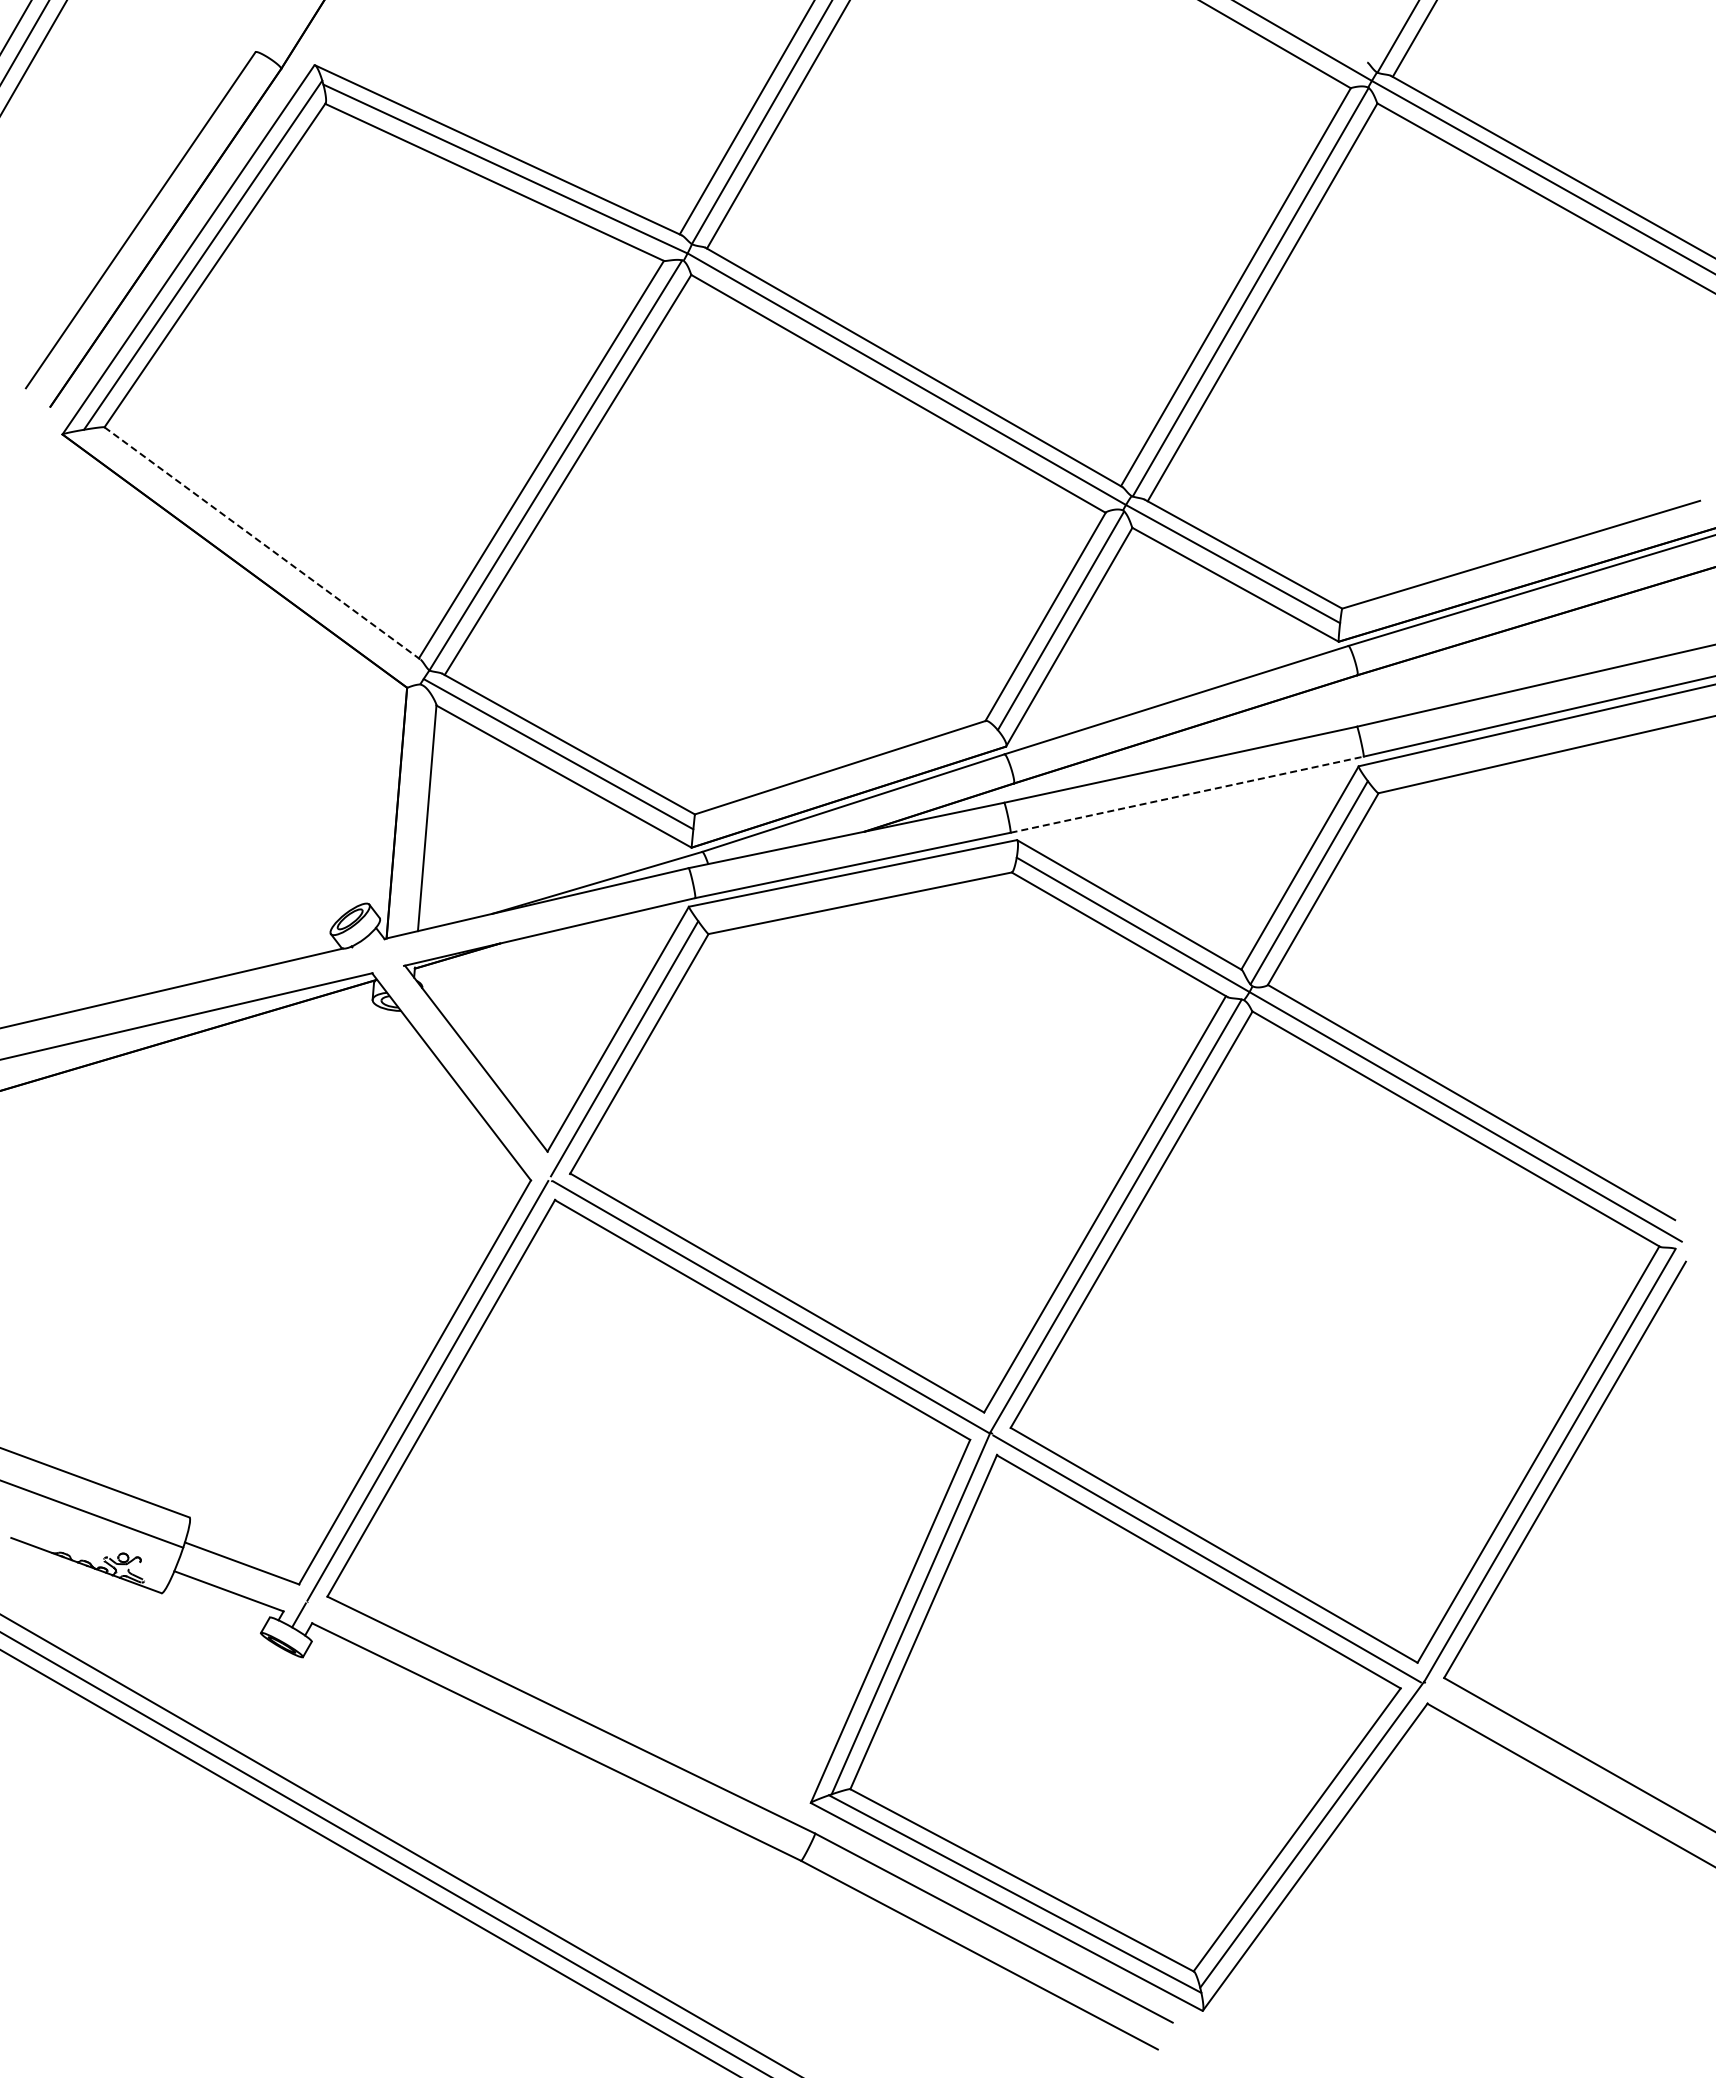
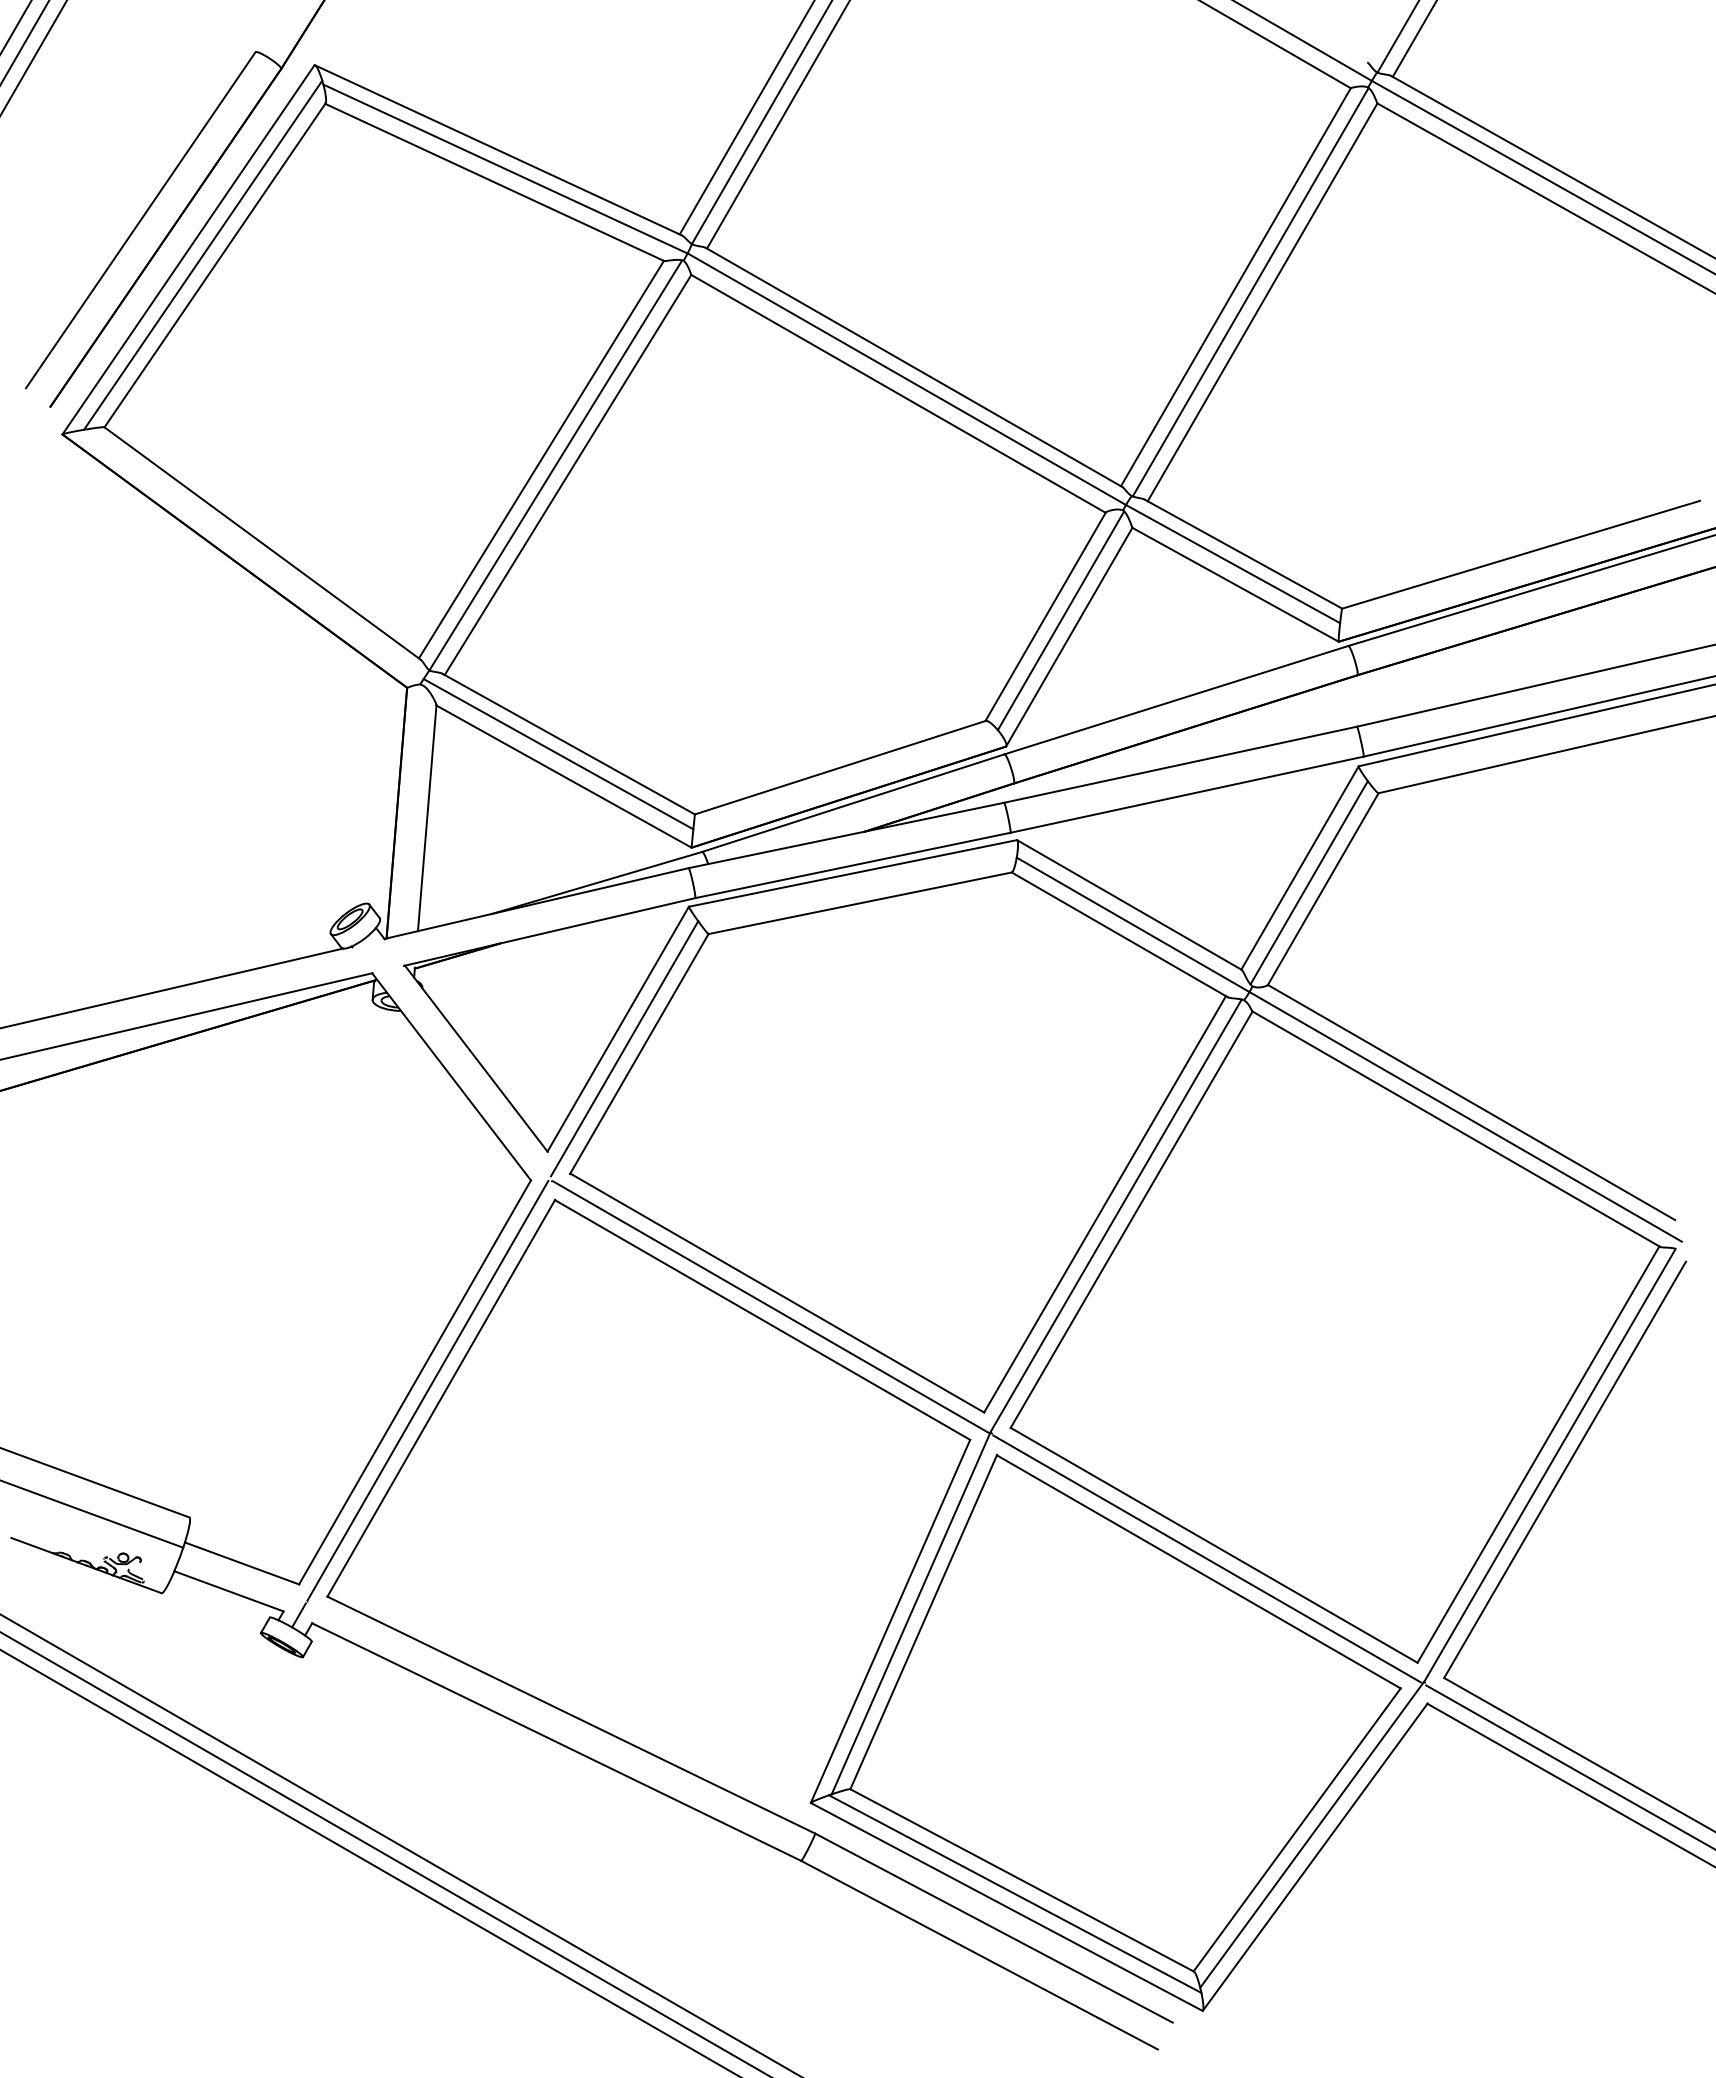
line: dashed -> solid (262, 543)
line: dashed -> solid (1187, 794)
line: none -> present (1569, 1766)
